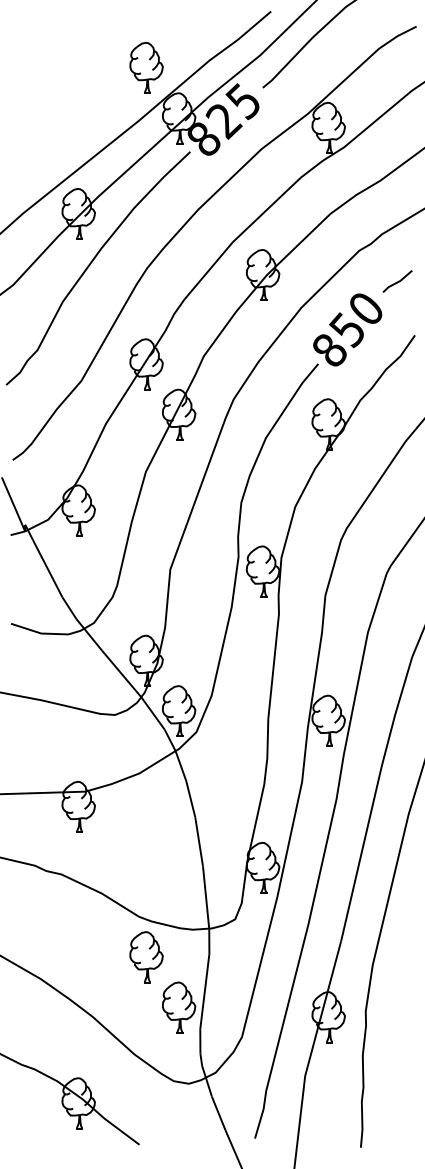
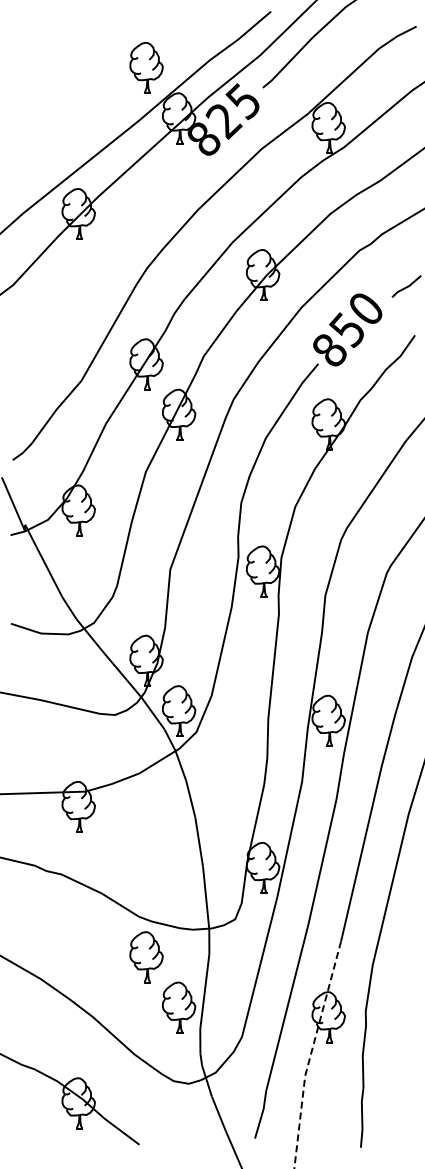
curve: present -> none (90, 265)
line position: (397, 281) -> (406, 286) (406, 286)
line: solid -> dashed (310, 1054)
